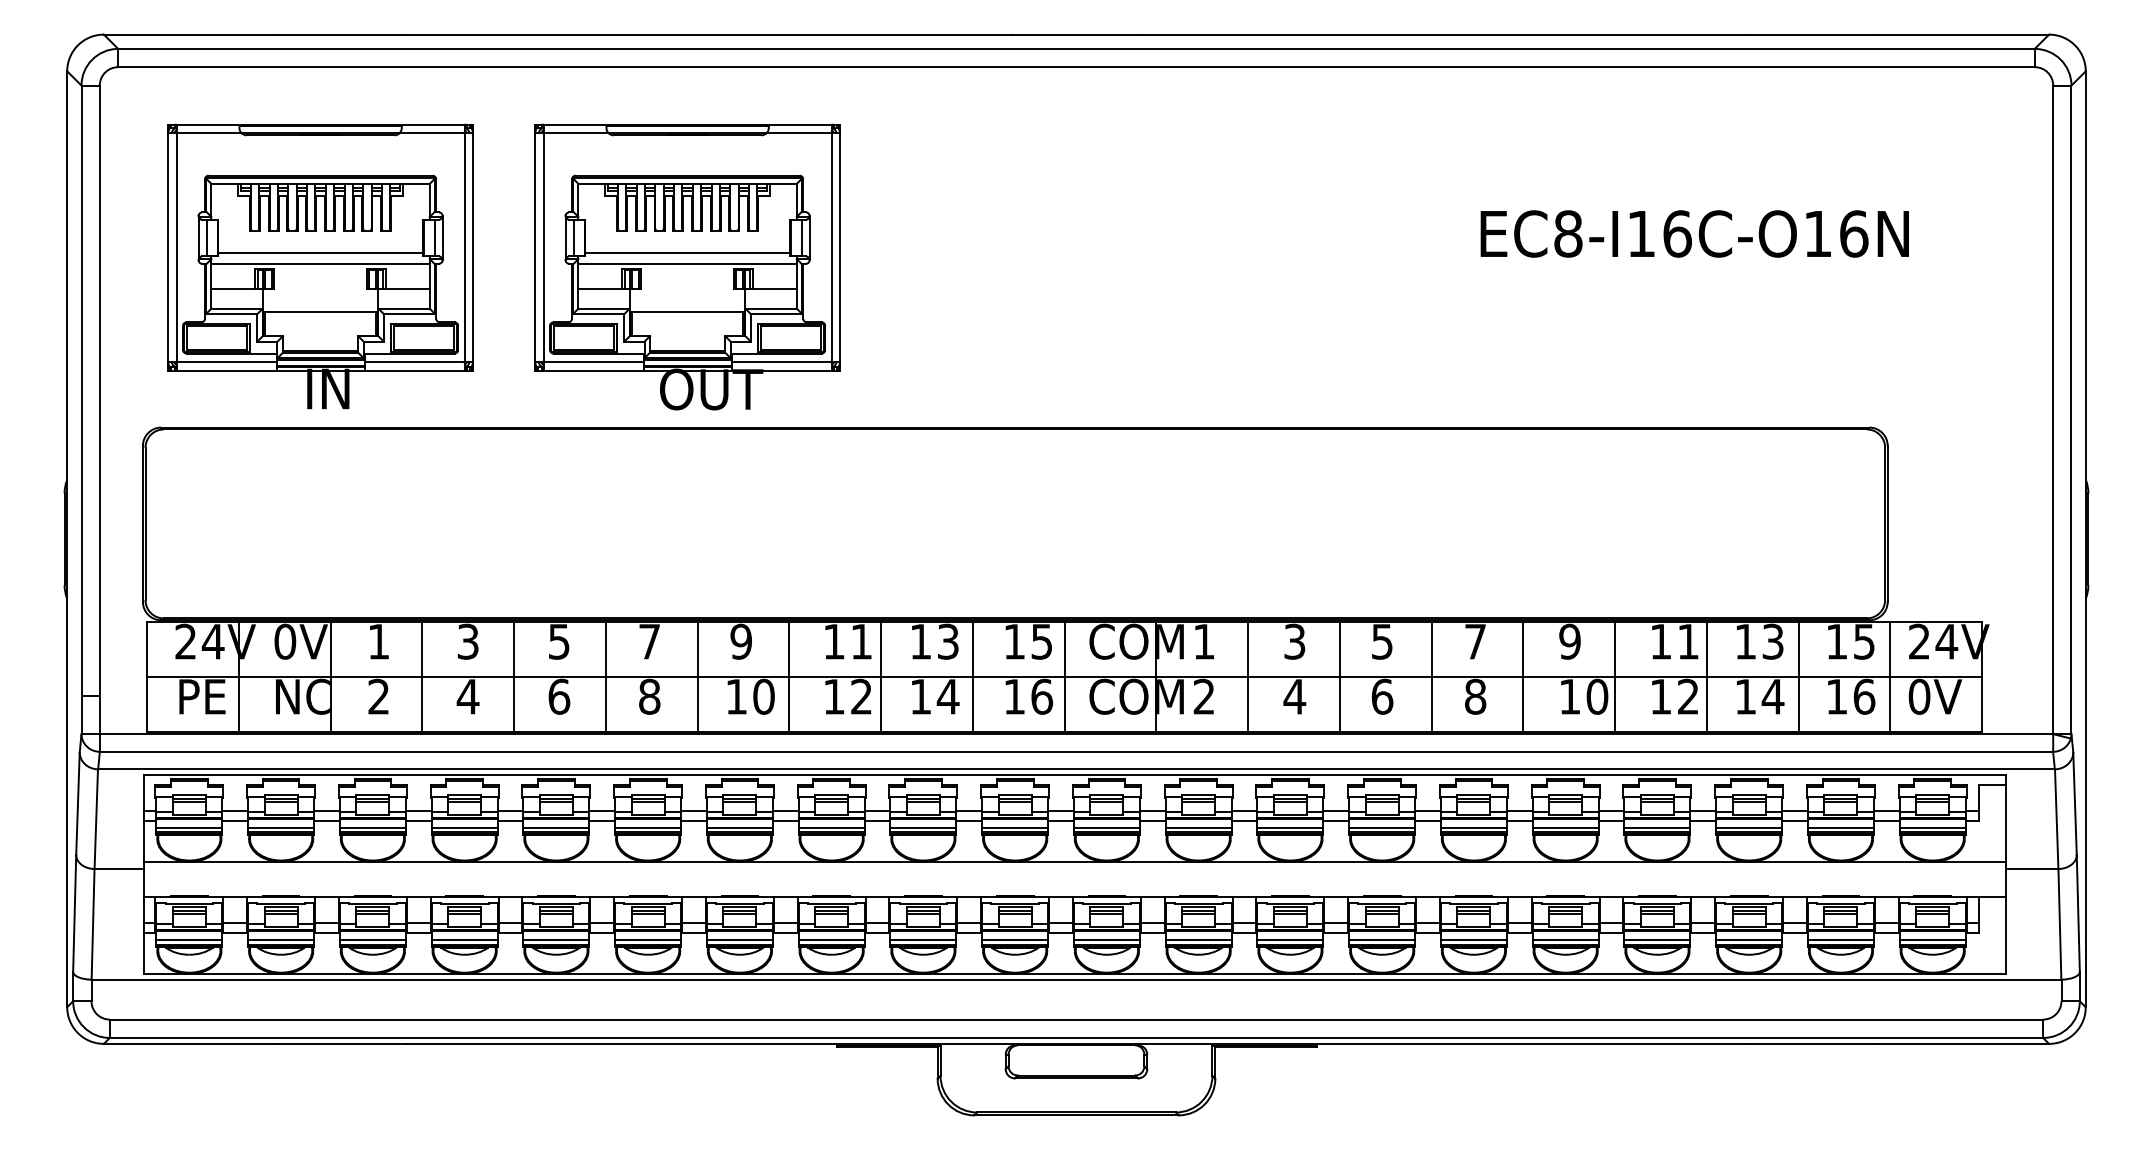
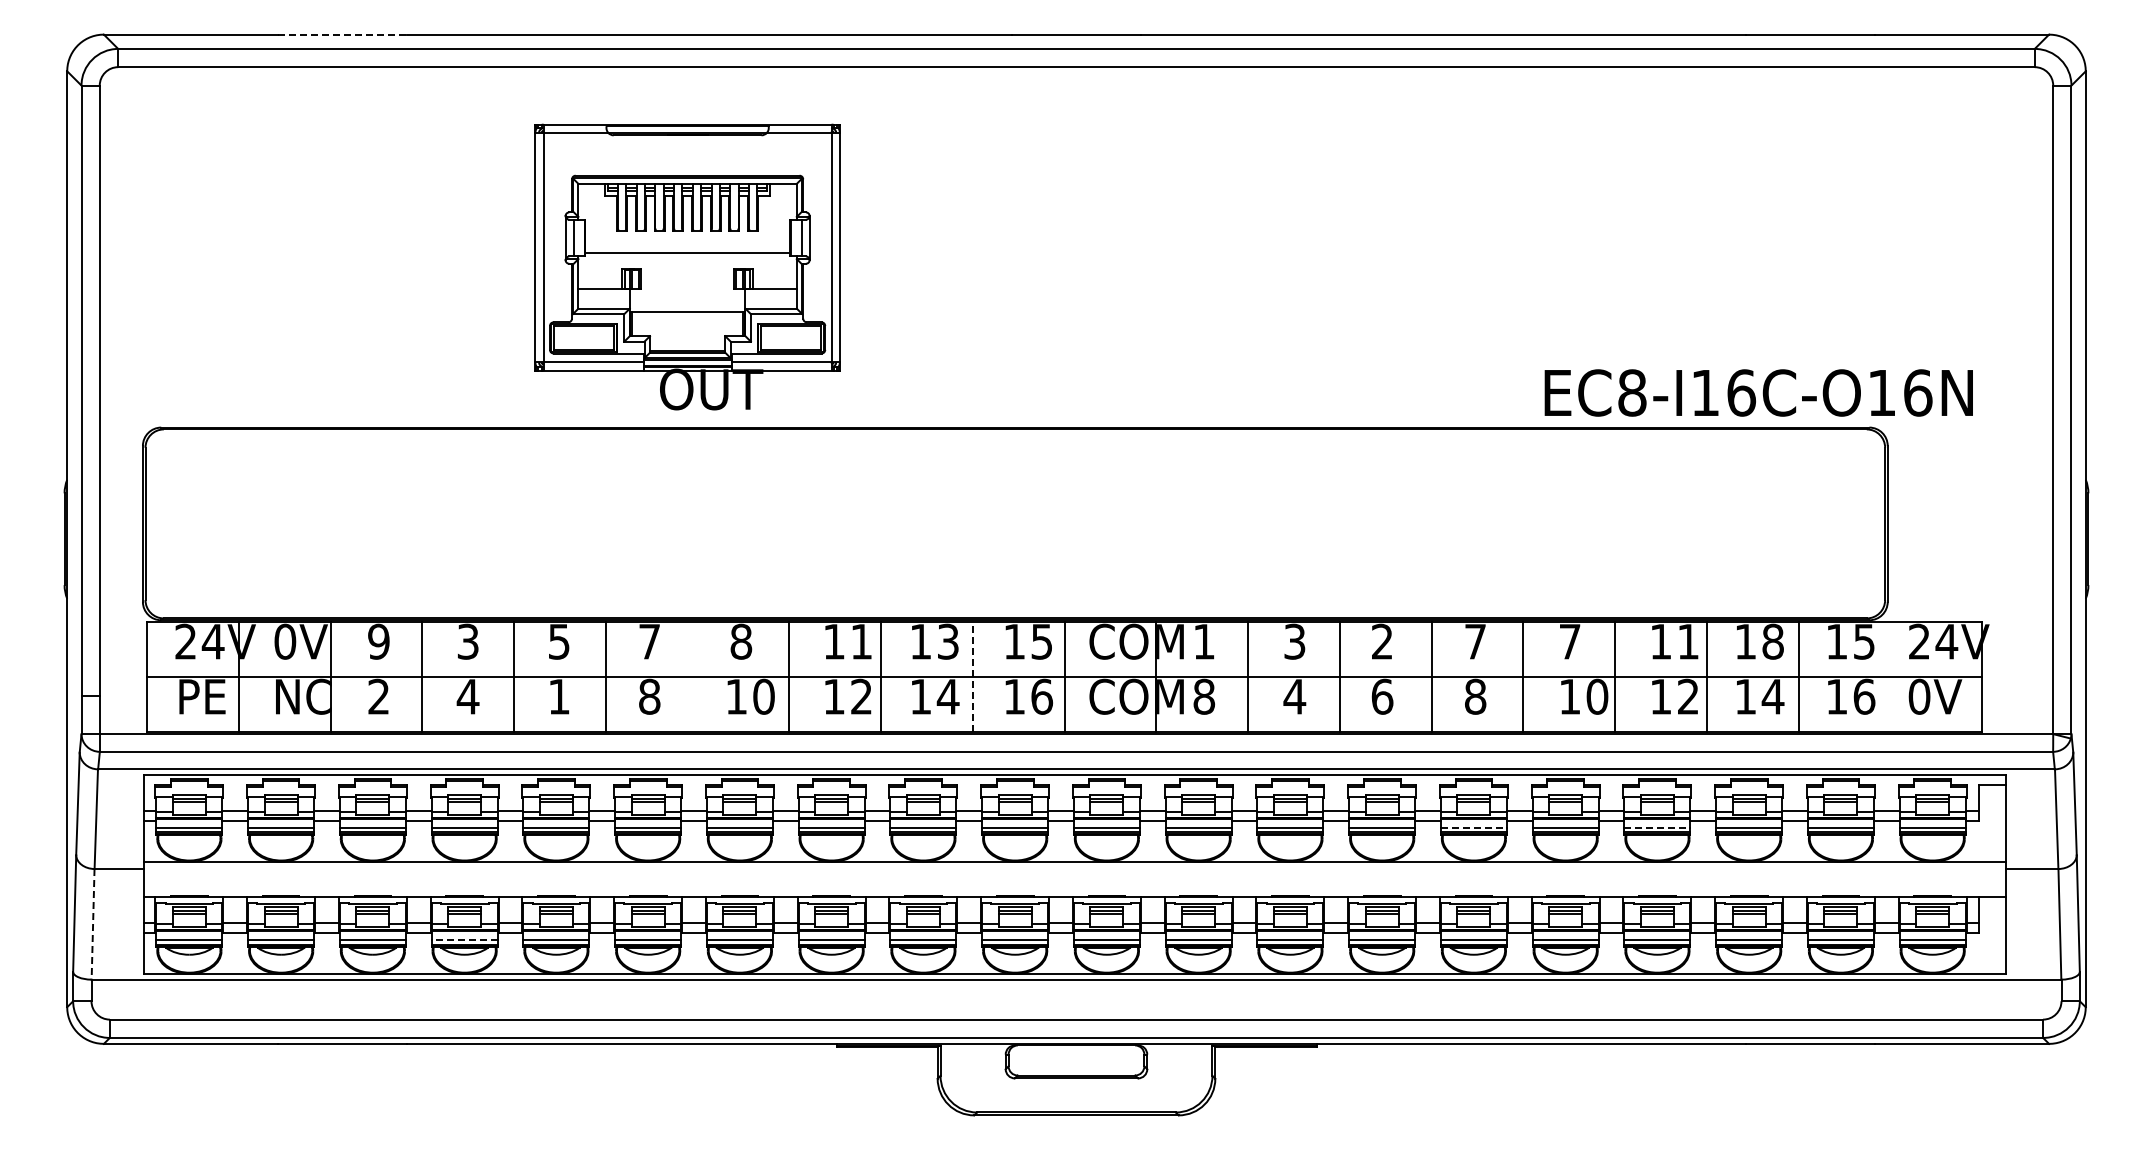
line: solid -> dashed (342, 34)
text position: (1694, 233) -> (1758, 392) (1758, 392)
line: present -> none (687, 263)
part: present -> none (320, 266)
text: 1 -> 9 (378, 641)
text: 9 -> 8 (741, 641)
text: 5 -> 2 (1382, 641)
text: 9 -> 7 (1569, 641)
text: 13 -> 18 (1772, 641)
line: solid -> dashed (972, 676)
line: present -> none (697, 677)
line: present -> none (1890, 677)
text: 6 -> 1 (559, 696)
text: 2 -> 8 (1204, 696)
line: solid -> dashed (1474, 827)
line: solid -> dashed (1657, 827)
line: solid -> dashed (93, 924)
line: solid -> dashed (464, 940)
